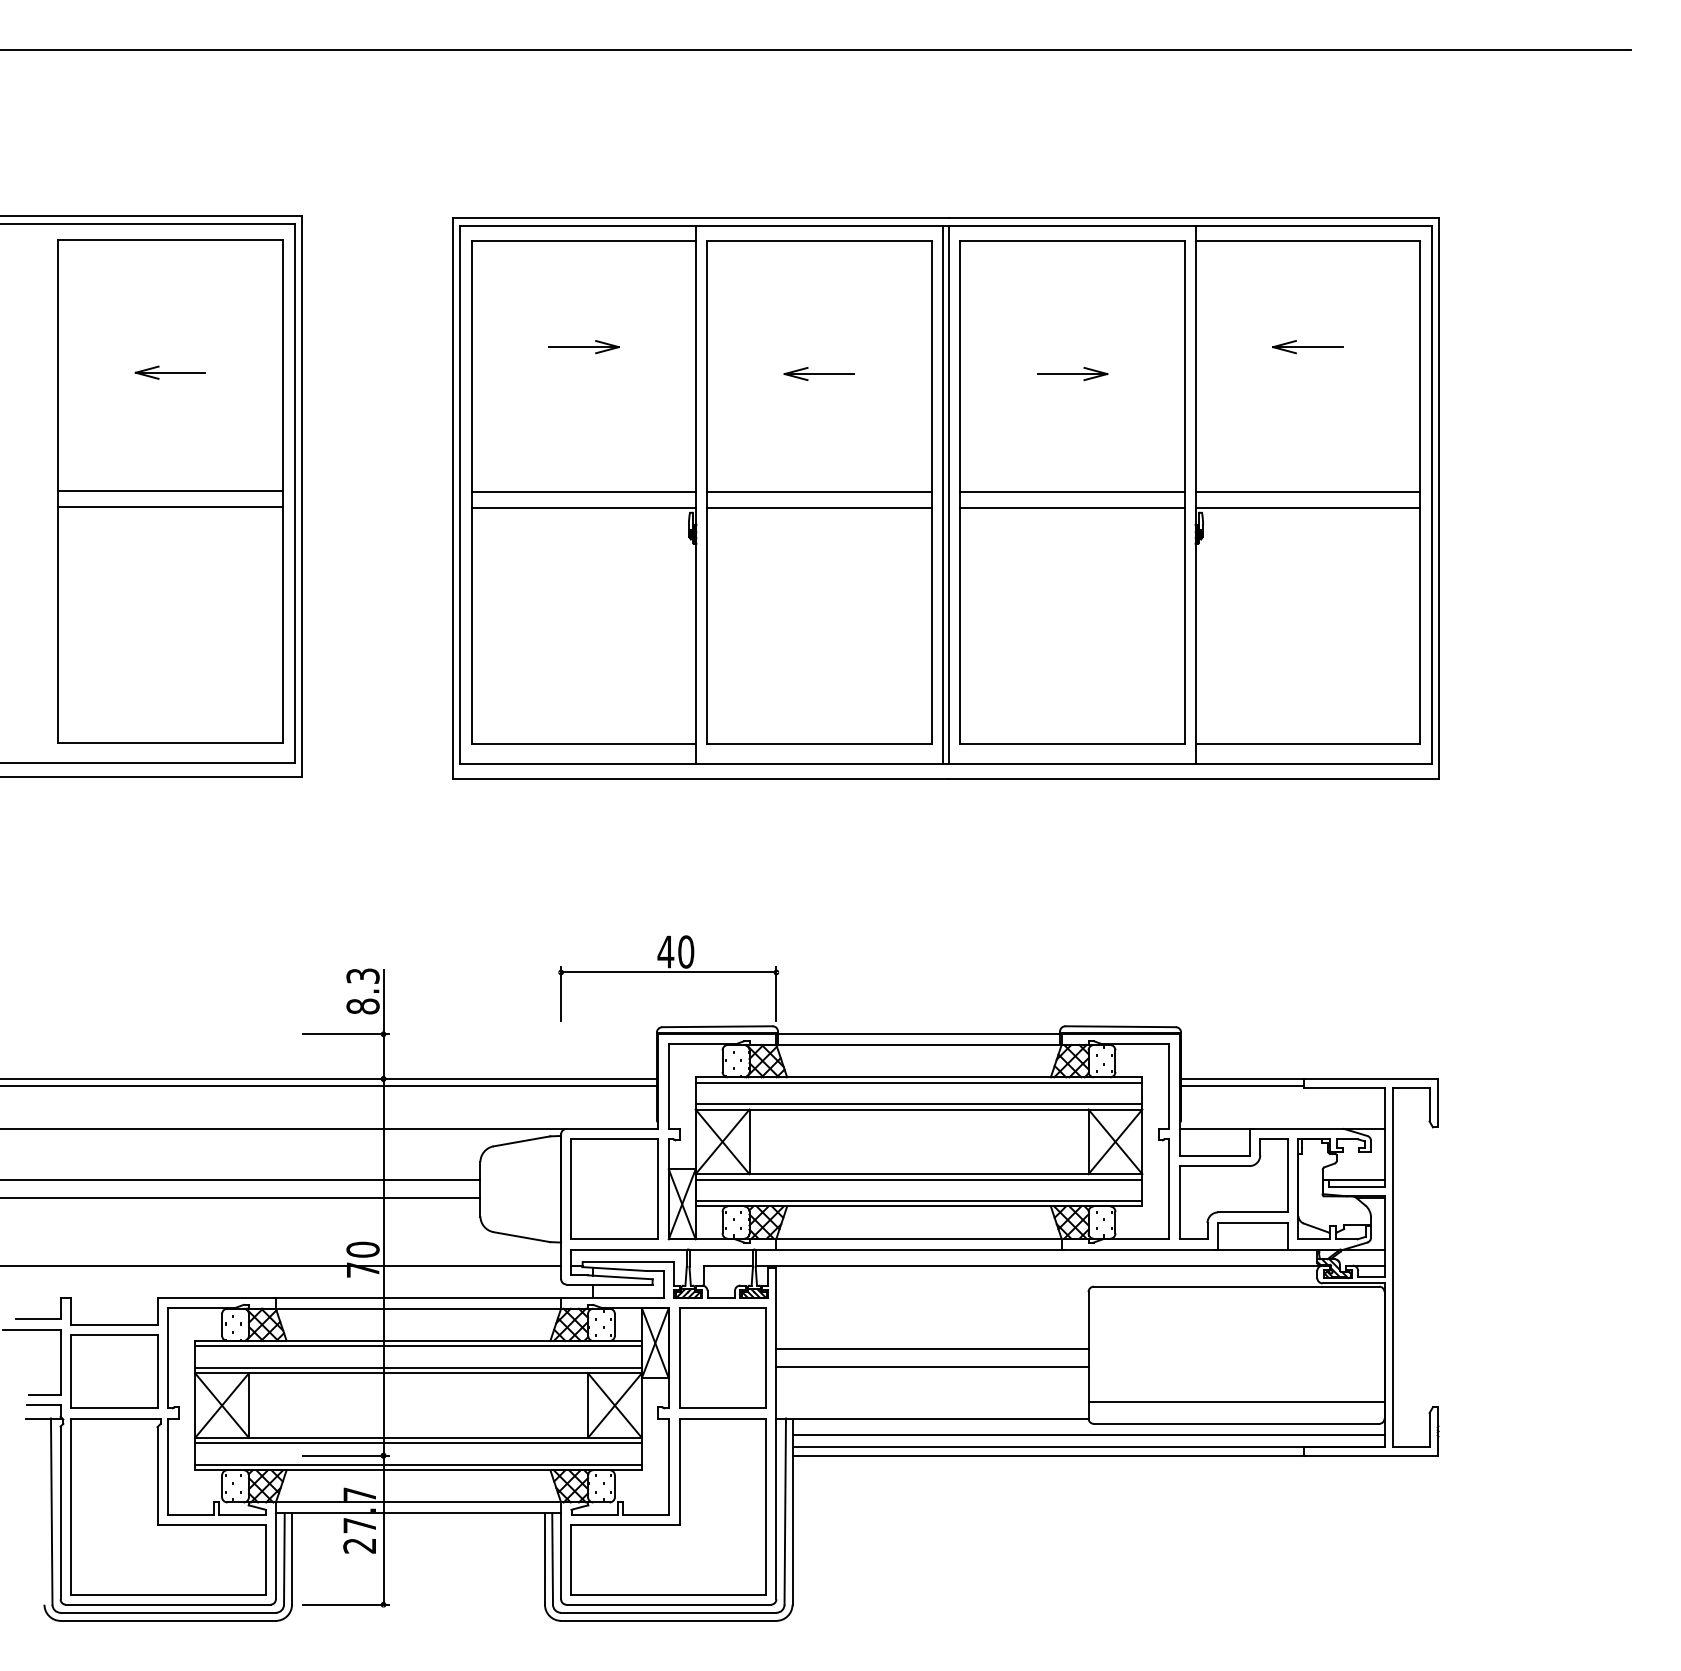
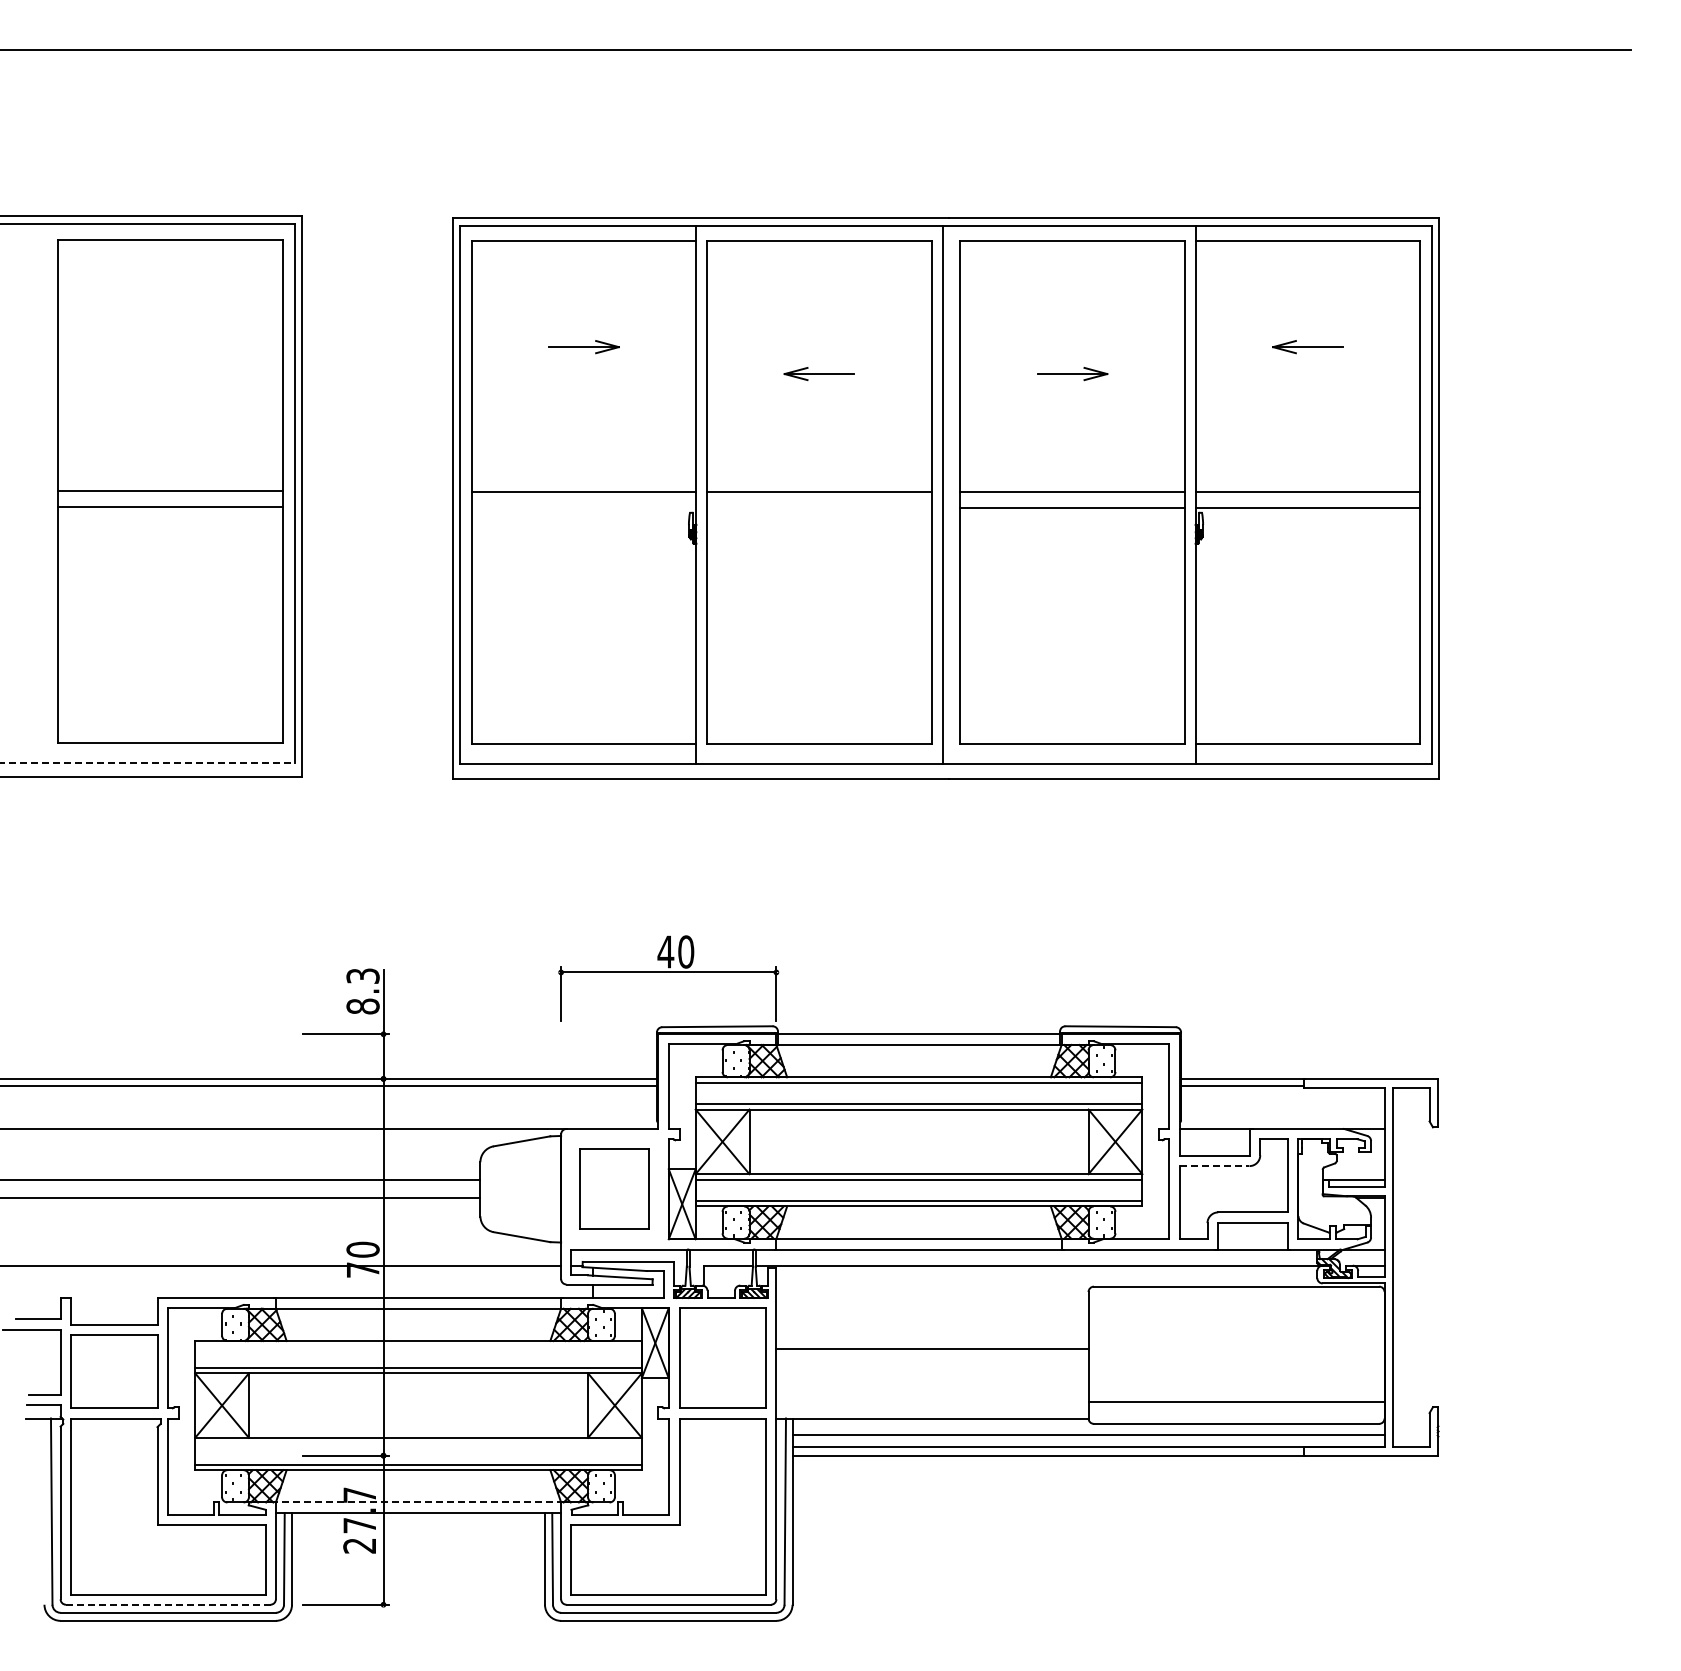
part: present -> none (169, 372)
line: present -> none (949, 494)
line: present -> none (583, 508)
line: present -> none (819, 508)
line: solid -> dashed (148, 762)
line: solid -> dashed (1214, 1166)
part size: 89x102 px -> 71x82 px (614, 1188)
line: present -> none (418, 1346)
line: present -> none (932, 1367)
line: present -> none (418, 1443)
line: solid -> dashed (418, 1502)
line: solid -> dashed (168, 1604)
